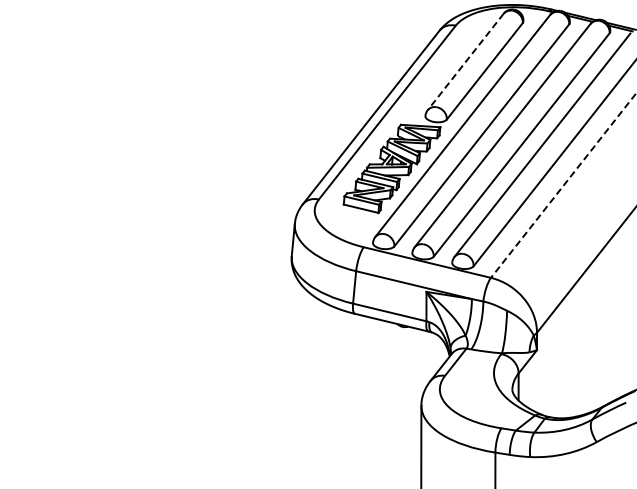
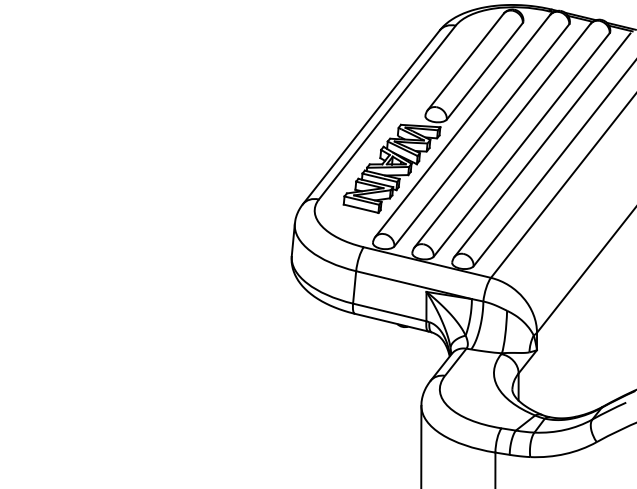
line: dashed -> solid (465, 62)
line: dashed -> solid (563, 185)
